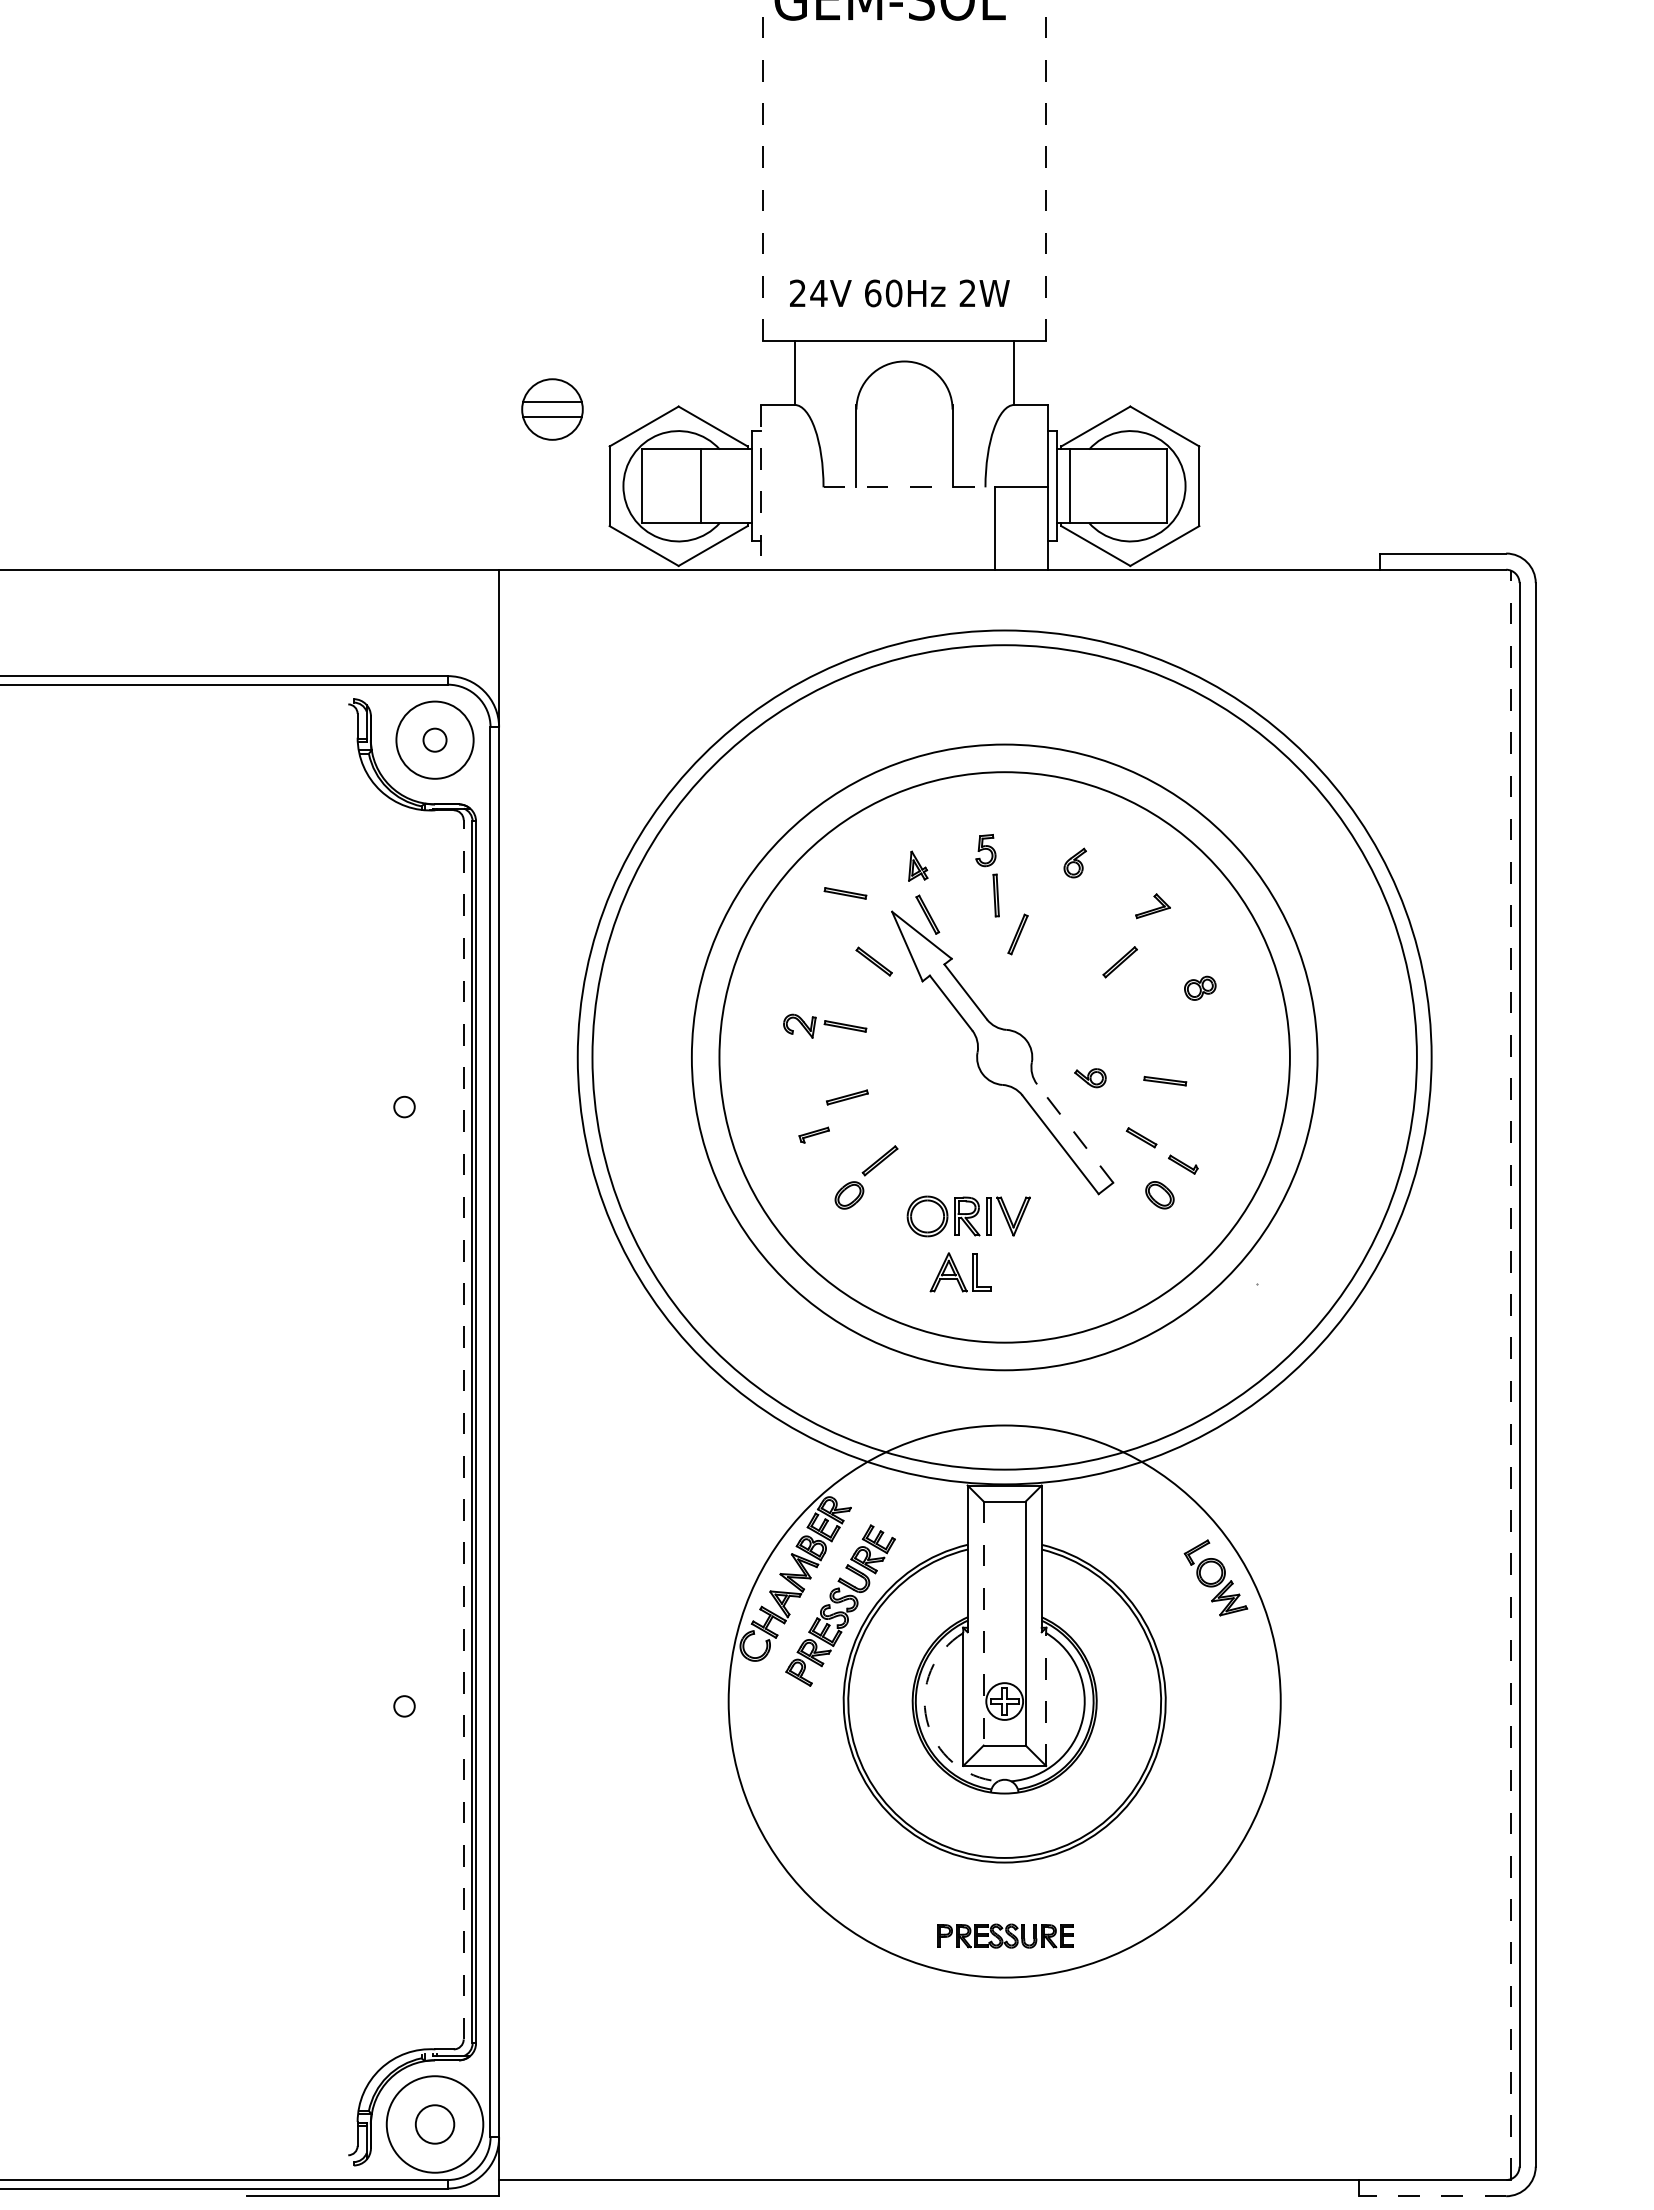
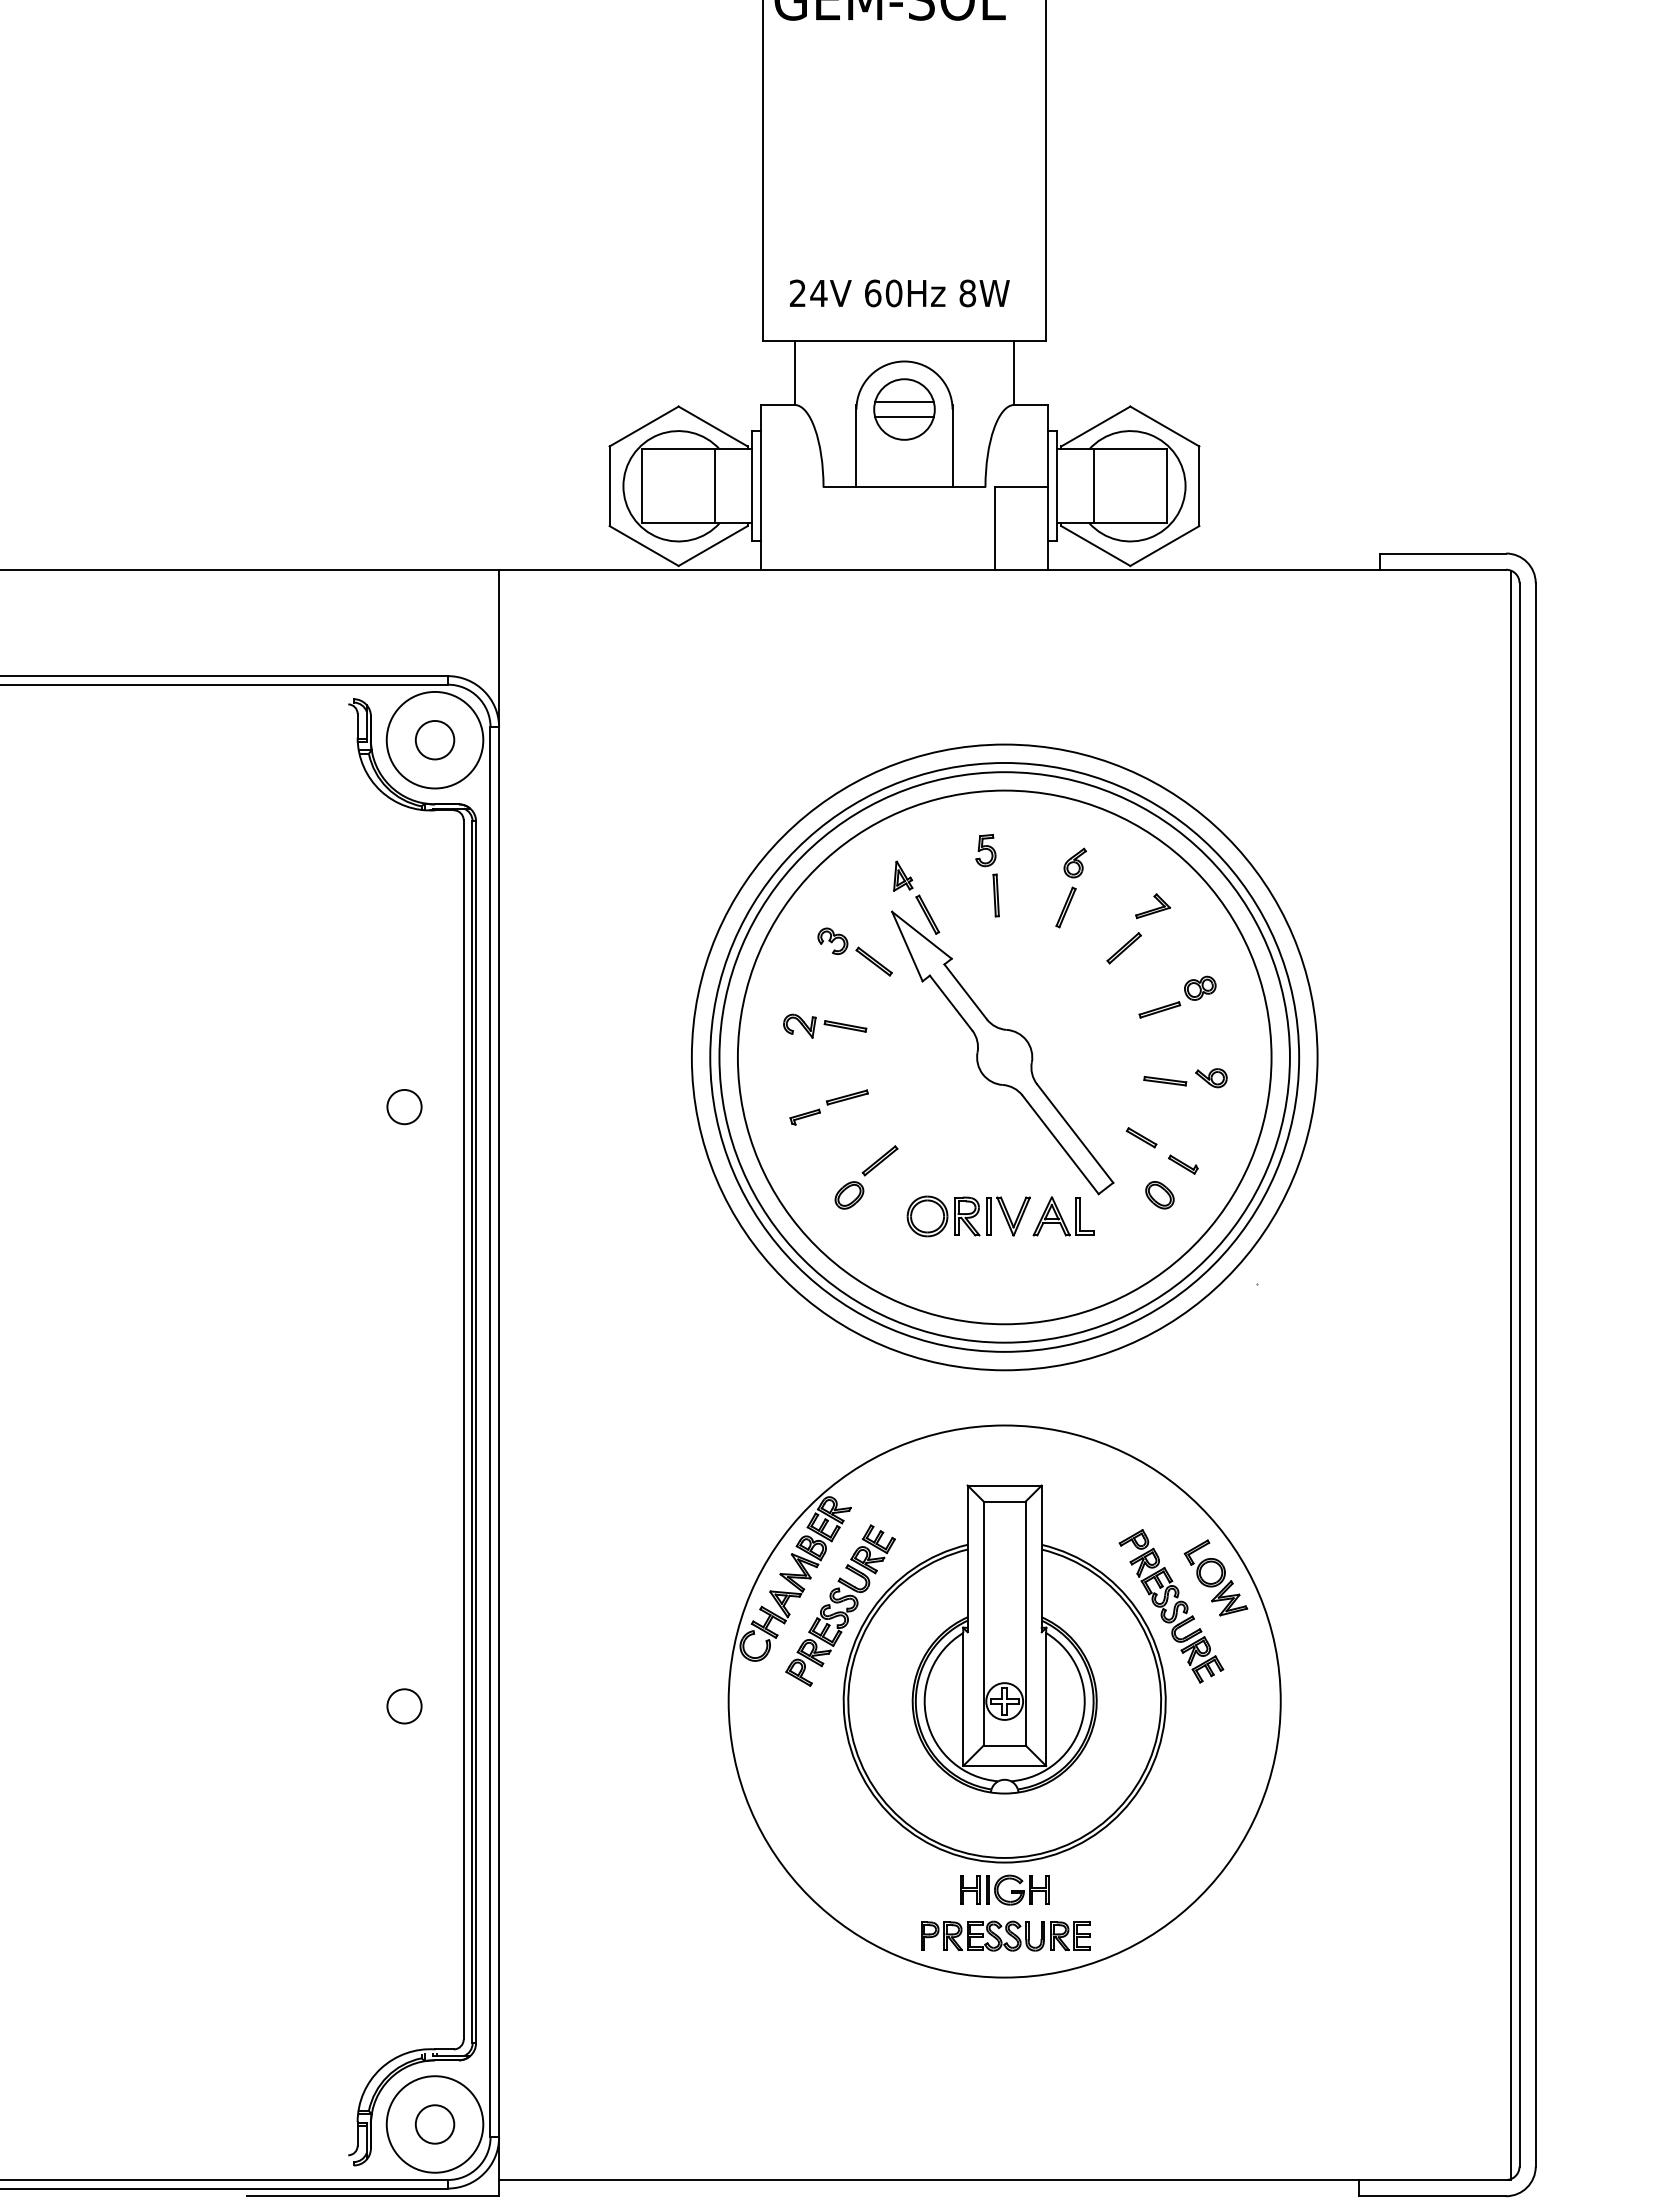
line: dashed -> solid (762, 170)
line: dashed -> solid (1046, 170)
text: 2W -> 8W (967, 293)
part position: (552, 409) -> (904, 409) (904, 409)
line position: (701, 486) -> (715, 486) (715, 486)
line position: (1069, 486) -> (1093, 486) (1093, 486)
line: dashed -> solid (761, 487)
line: dashed -> solid (904, 487)
circle diameter: 23 px -> 38 px (434, 739)
circle diameter: 77 px -> 97 px (434, 739)
part position: (918, 865) -> (903, 875) (903, 875)
part: present -> none (845, 893)
part position: (1017, 934) -> (1065, 907) (1065, 907)
part: none -> present (832, 940)
part position: (1119, 962) -> (1123, 948) (1123, 948)
part: none -> present (1159, 1009)
circle diameter: 824 px -> 589 px (1004, 1056)
circle diameter: 854 px -> 534 px (1004, 1057)
part position: (1090, 1078) -> (1211, 1078) (1211, 1078)
circle diameter: 21 px -> 34 px (404, 1106)
line: dashed -> solid (1074, 1133)
part position: (813, 1134) -> (804, 1116) (804, 1116)
part position: (960, 1272) -> (1063, 1216) (1063, 1216)
line: dashed -> solid (1510, 1375)
line: dashed -> solid (463, 1429)
part: none -> present (1171, 1606)
line: dashed -> solid (983, 1623)
line: dashed -> solid (1046, 1699)
circle diameter: 21 px -> 34 px (404, 1706)
arc: dashed -> solid (926, 1719)
part: none -> present (1004, 1889)
part size: 137x26 px -> 170x32 px (1005, 1935)
line: dashed -> solid (1432, 2196)
